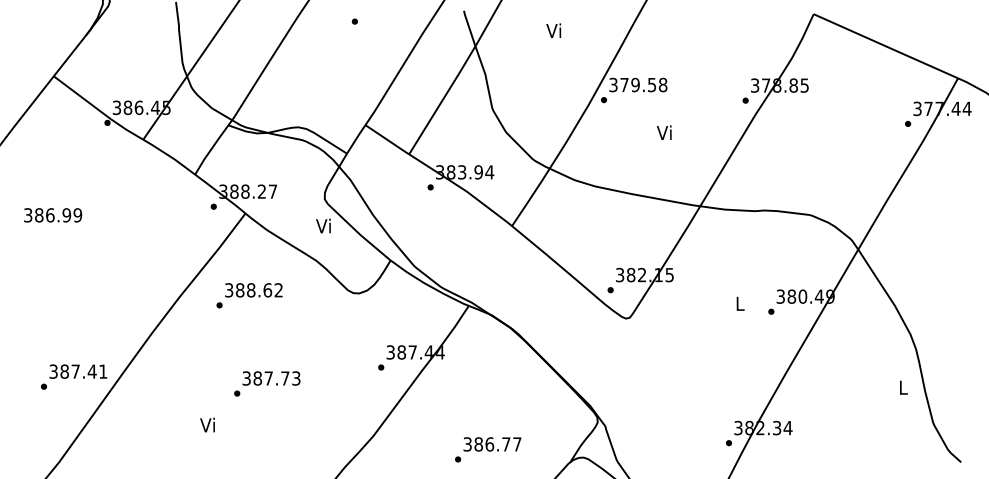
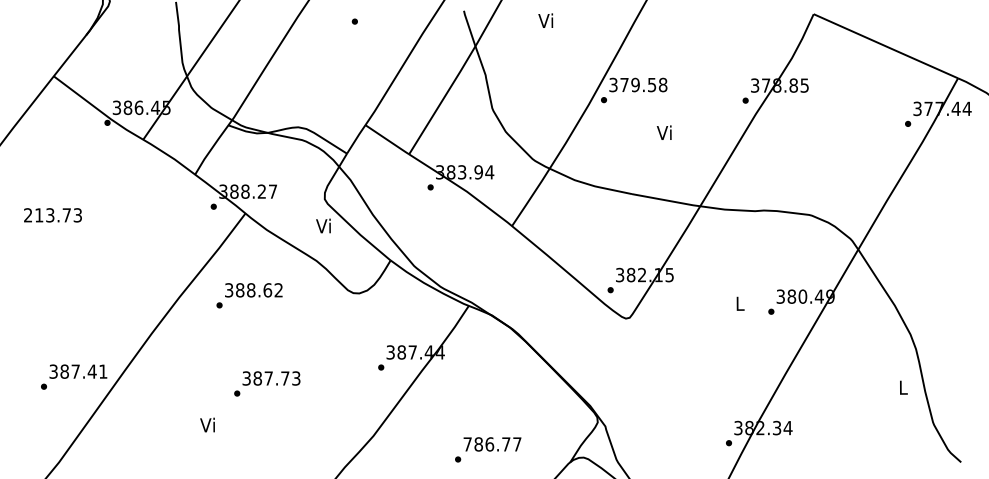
text position: (553, 30) -> (545, 20) (545, 20)
text: 386.99 -> 213.73 (53, 215)
text: 386.77 -> 786.77 (467, 444)
